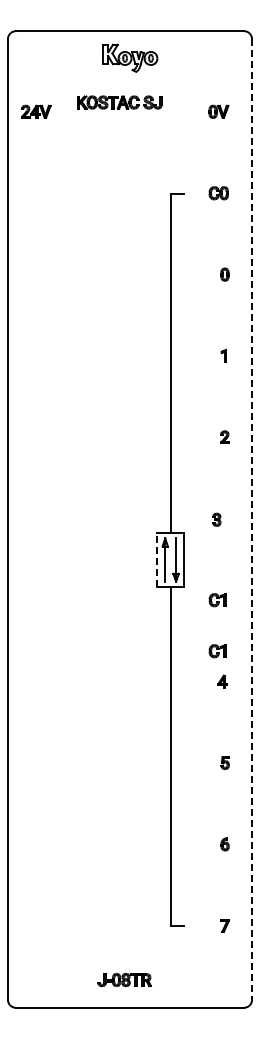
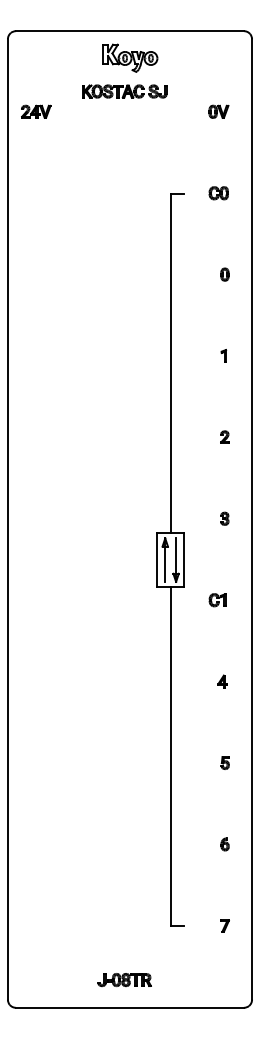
part position: (119, 102) -> (124, 91) (124, 91)
part position: (216, 519) -> (224, 518) (224, 518)
line: dashed -> solid (252, 519)
line: dashed -> solid (157, 559)
part: present -> none (217, 651)
